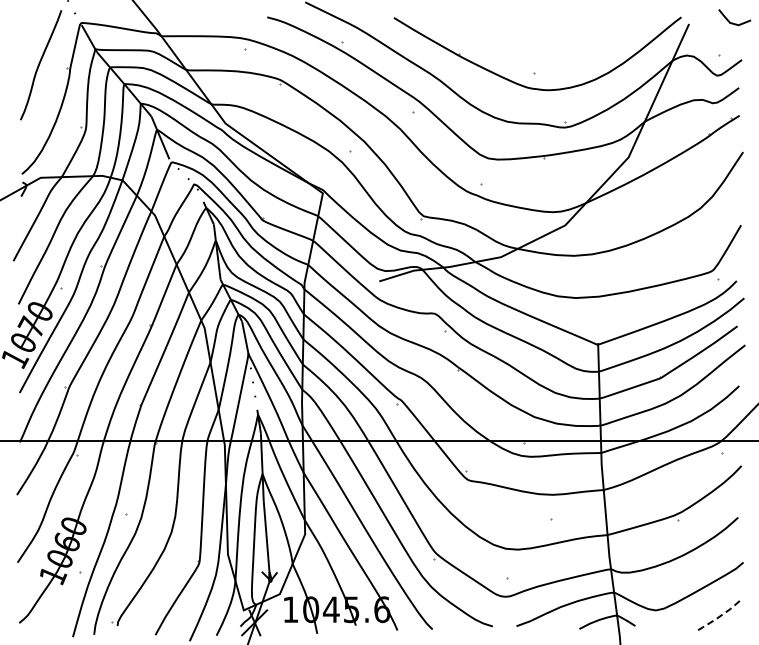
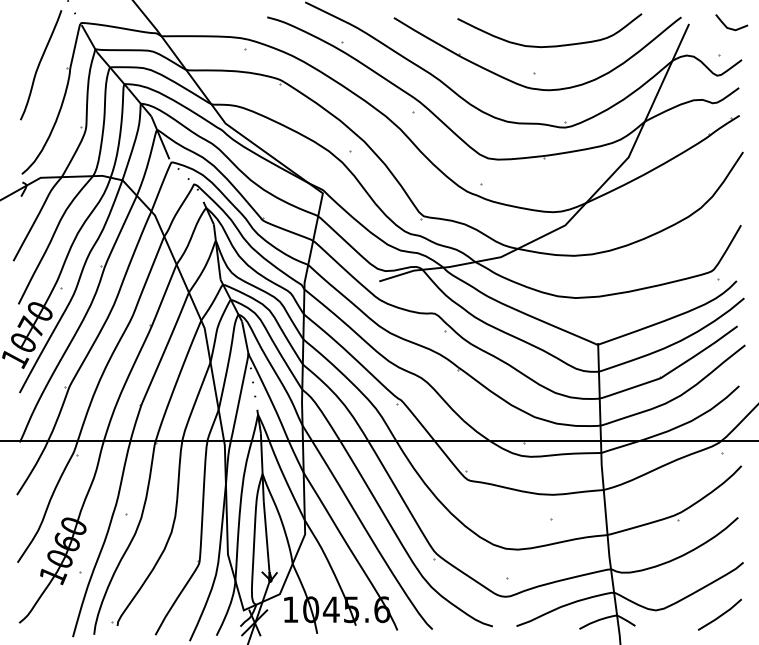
line position: (733, 22) -> (730, 27) (730, 27)
curve: none -> present (549, 45)
line: dashed -> solid (720, 615)
